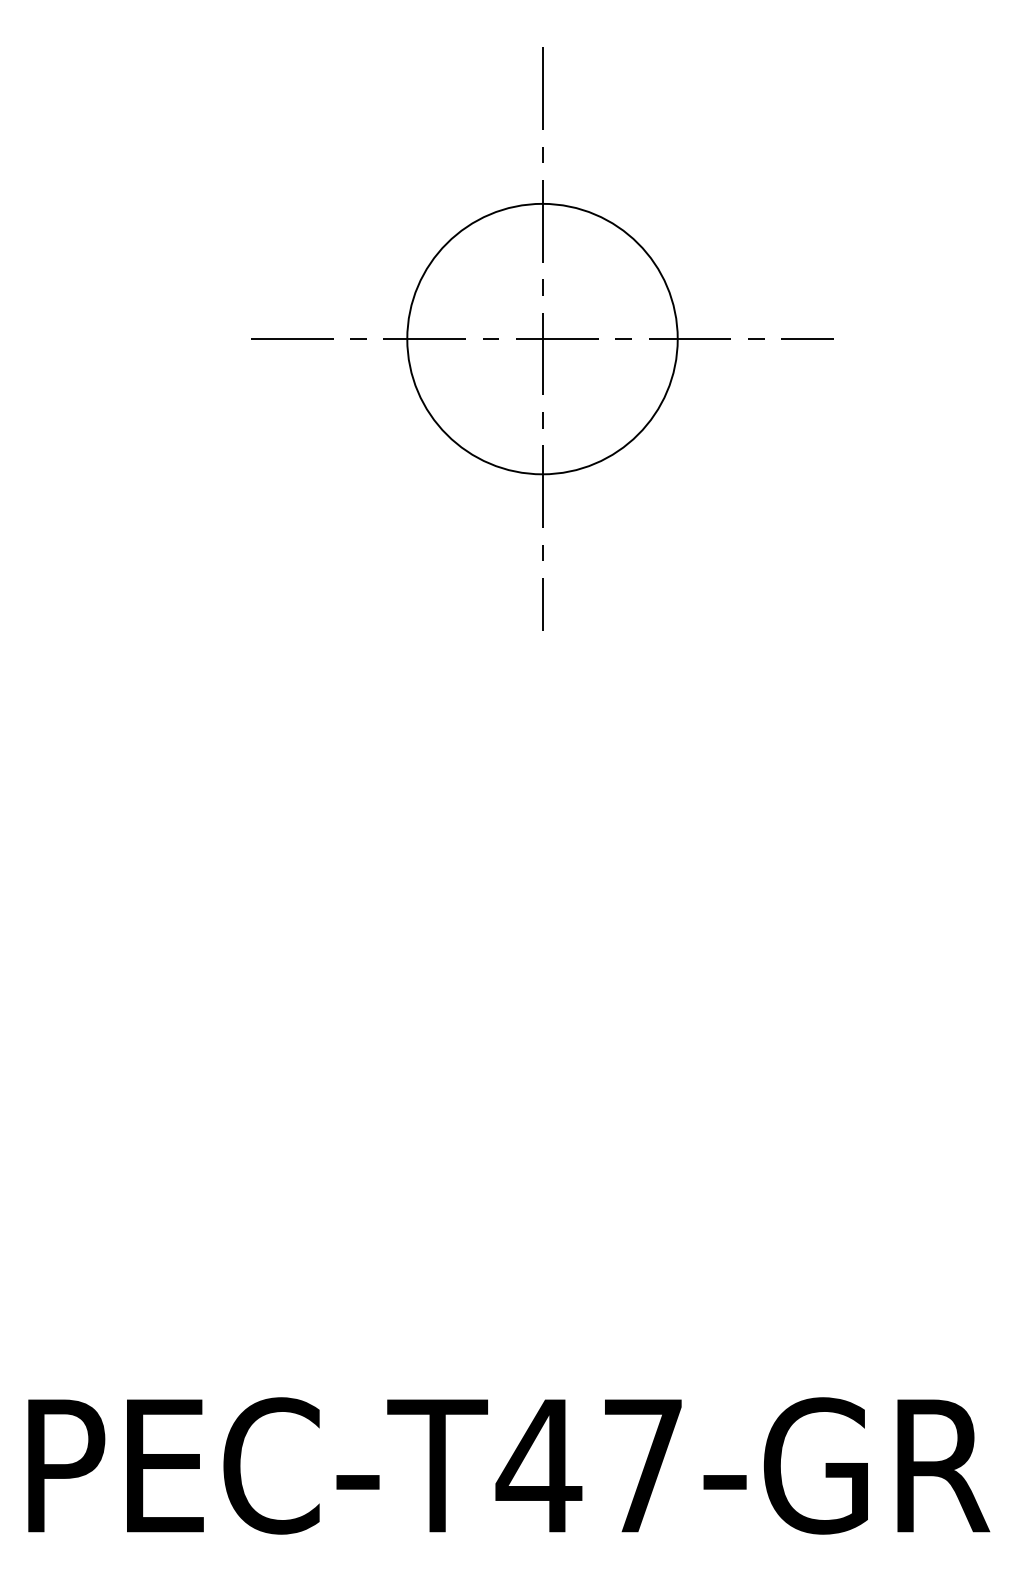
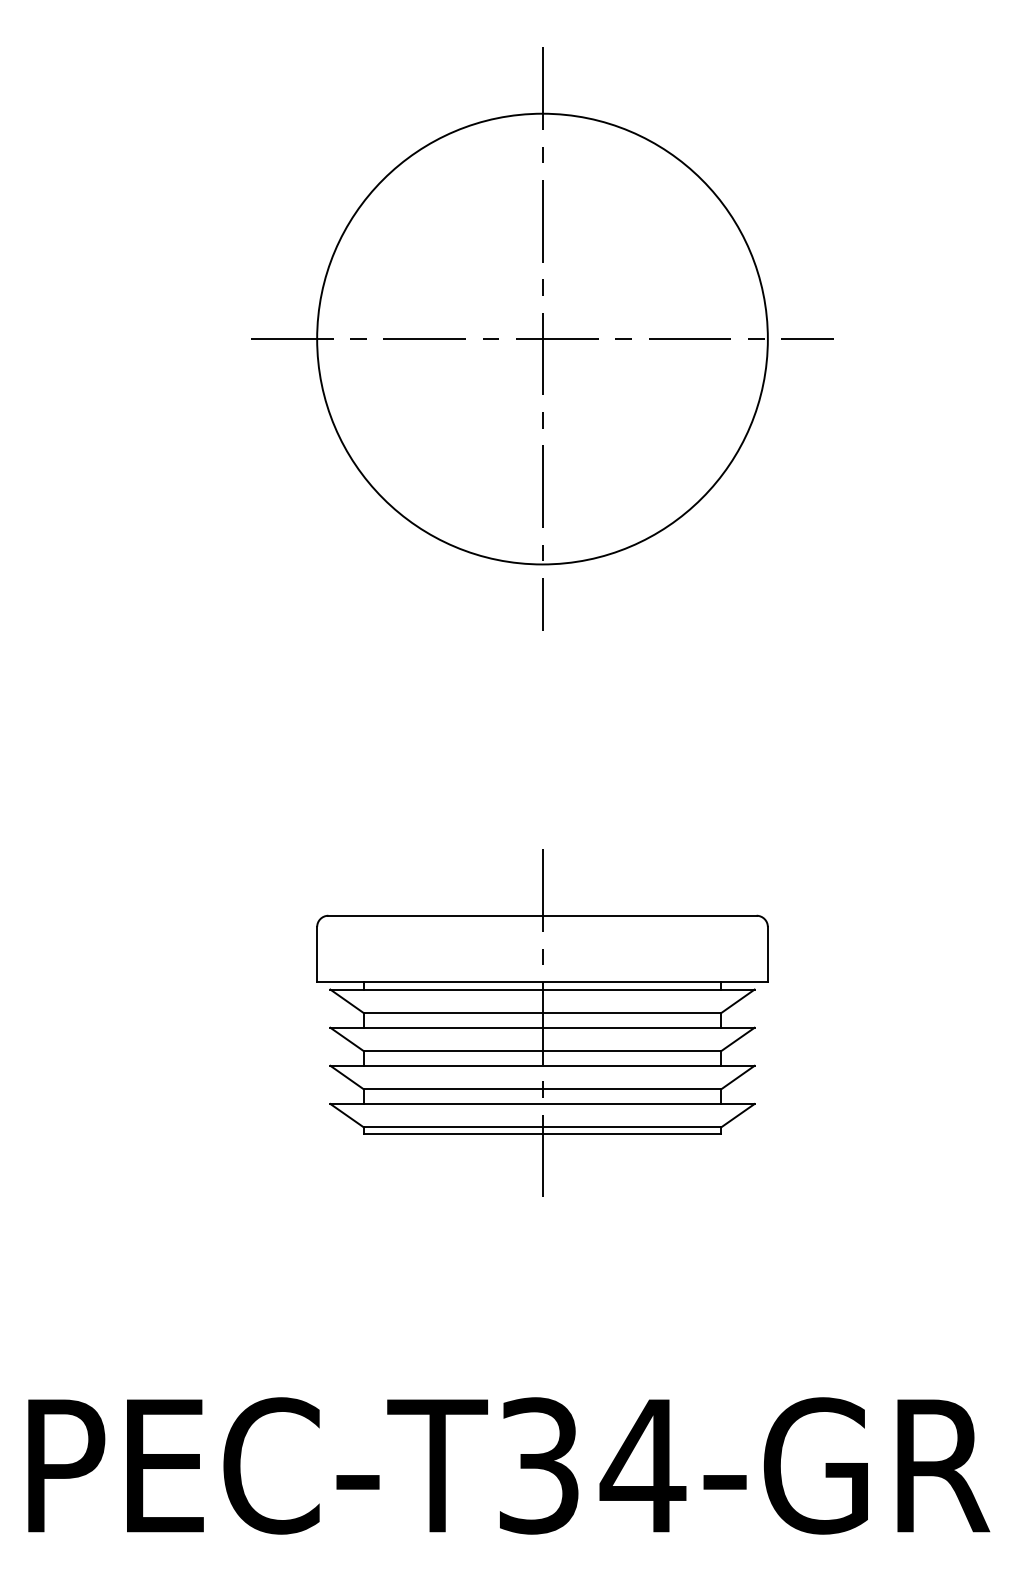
circle diameter: 270 px -> 451 px (542, 338)
part: none -> present (542, 1022)
text: PEC-T47-GR -> PEC-T34-GR (590, 1465)
